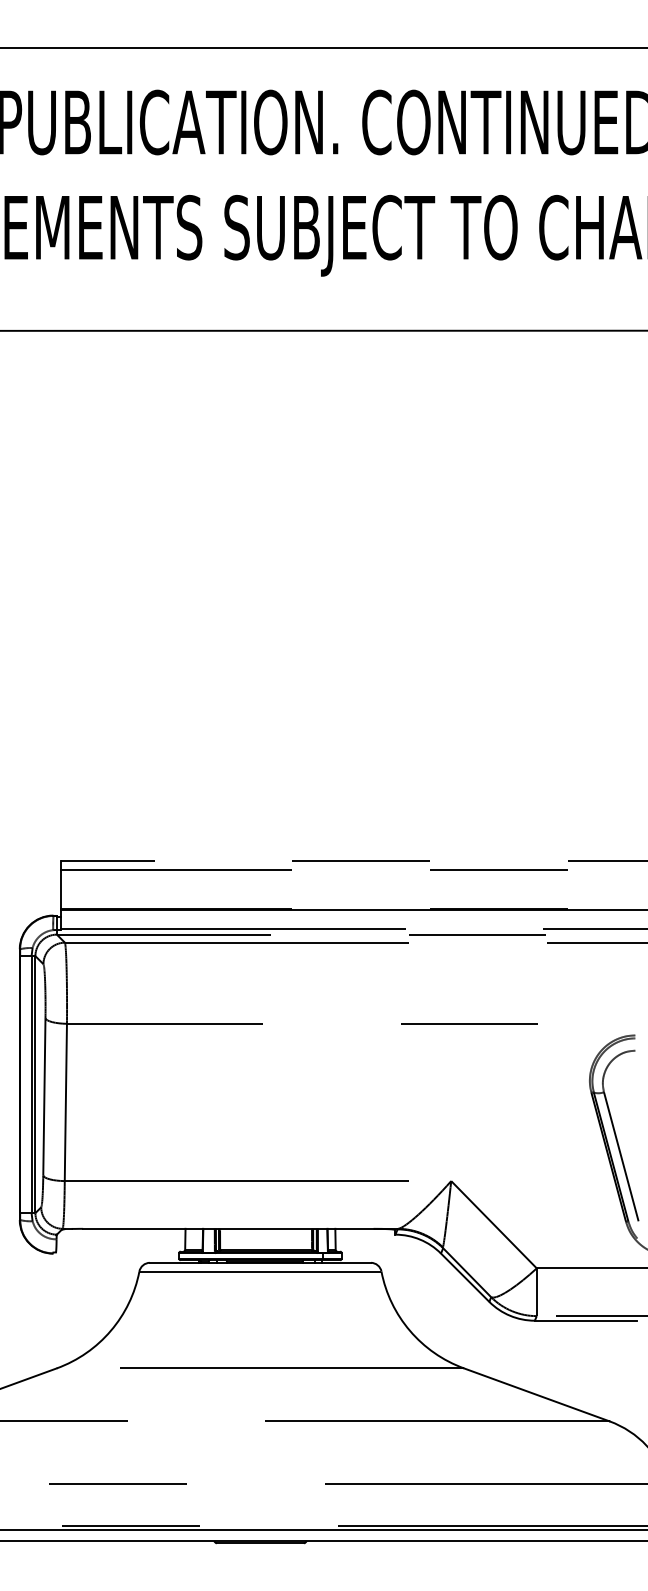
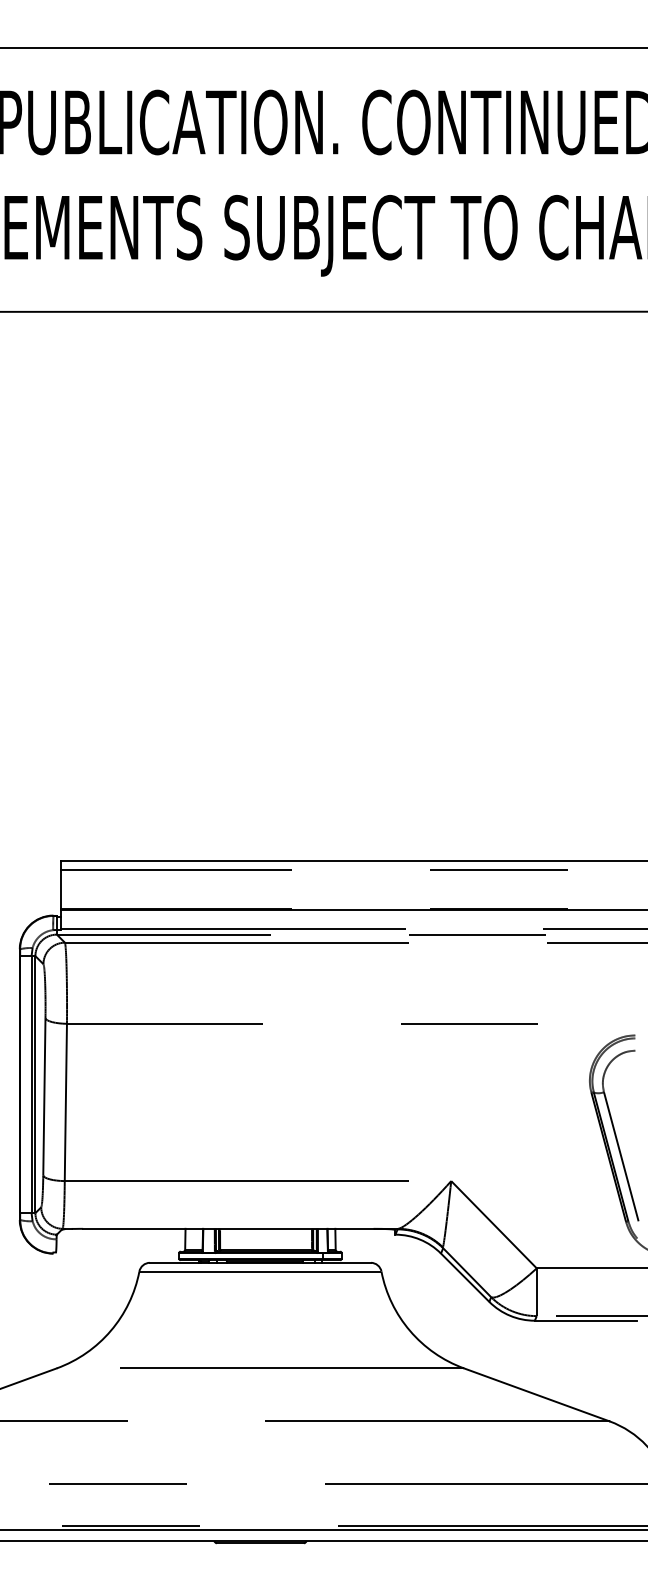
line position: (323, 330) -> (323, 311) (323, 311)
line: dashed -> solid (354, 861)
